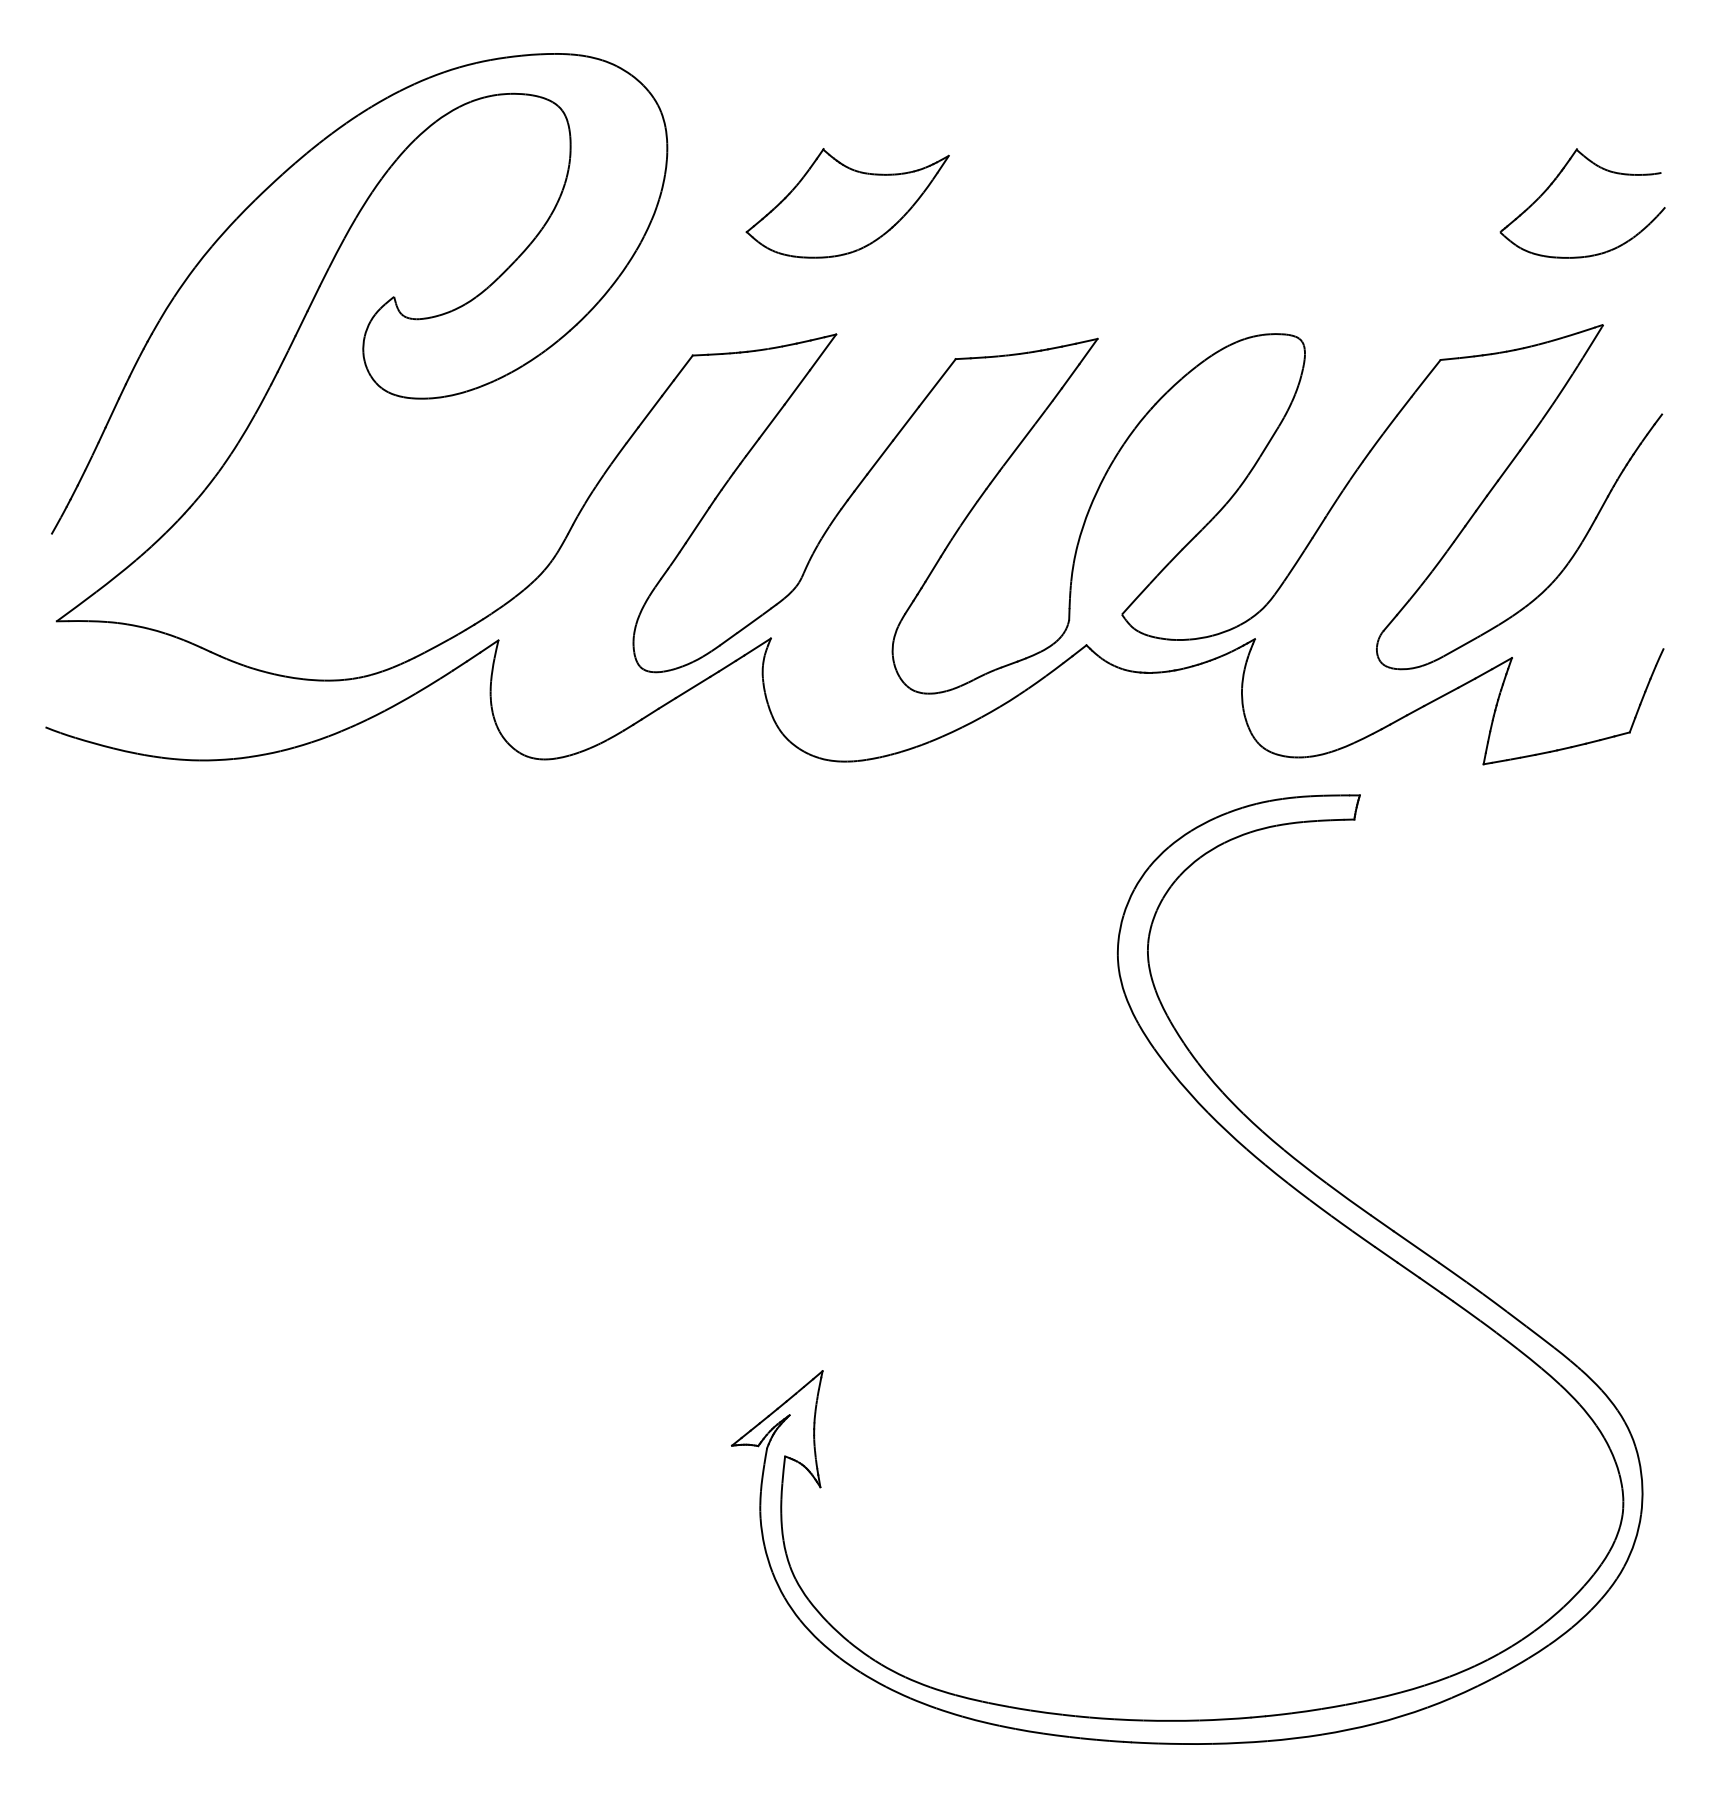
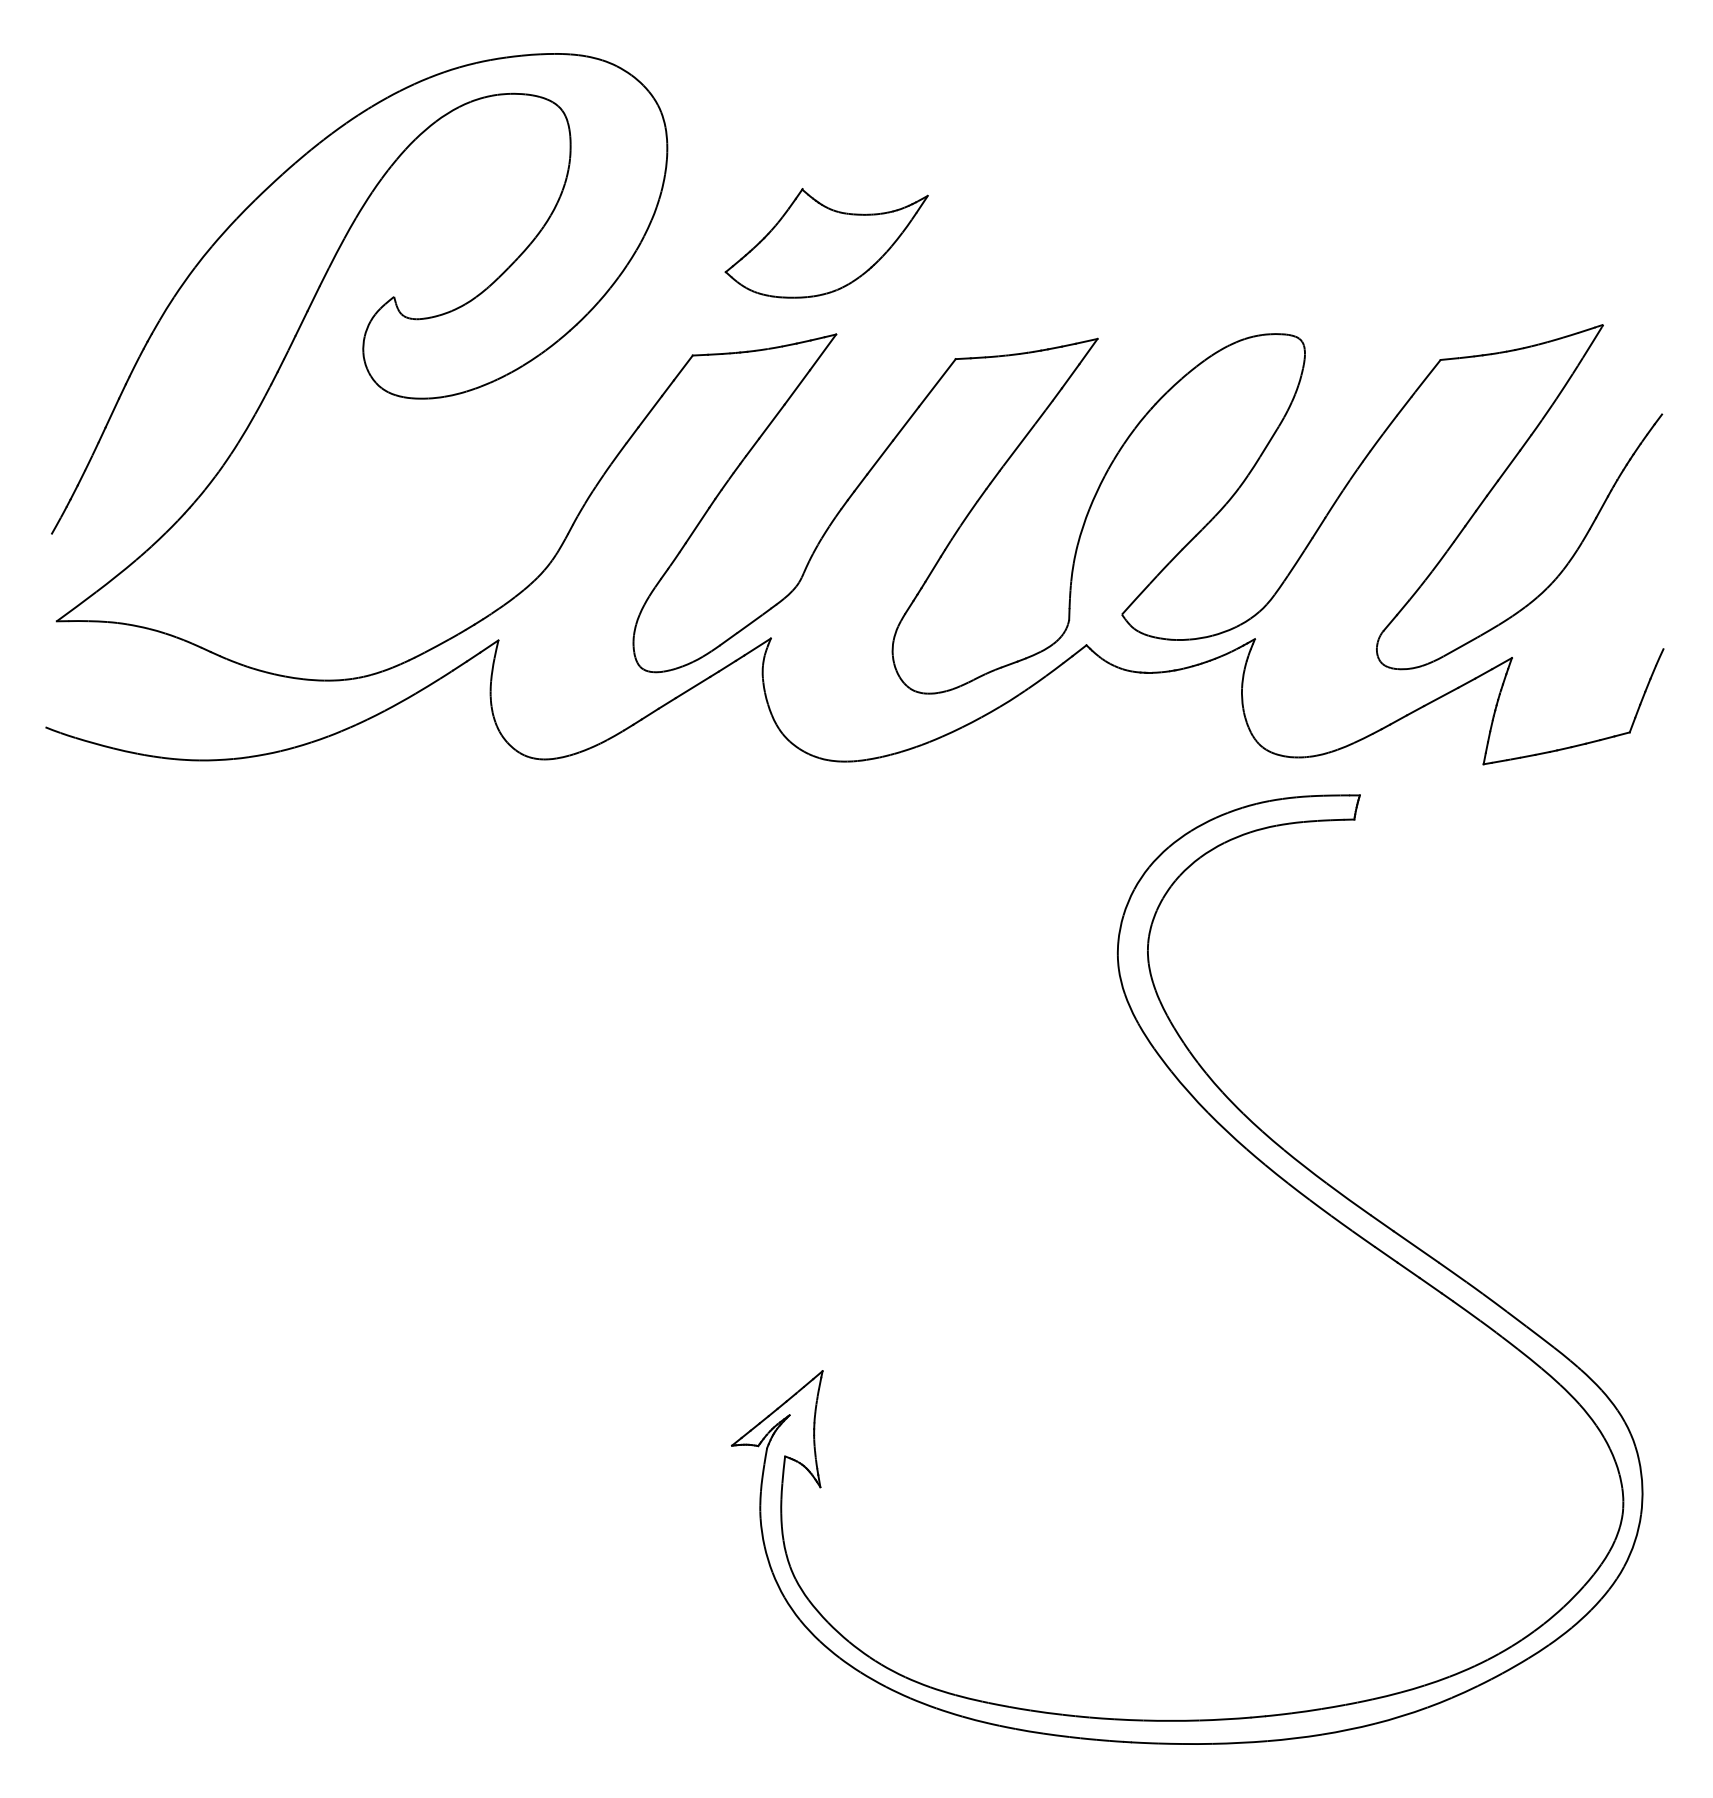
part: present -> none (1553, 183)
part position: (847, 203) -> (826, 243) (826, 243)
